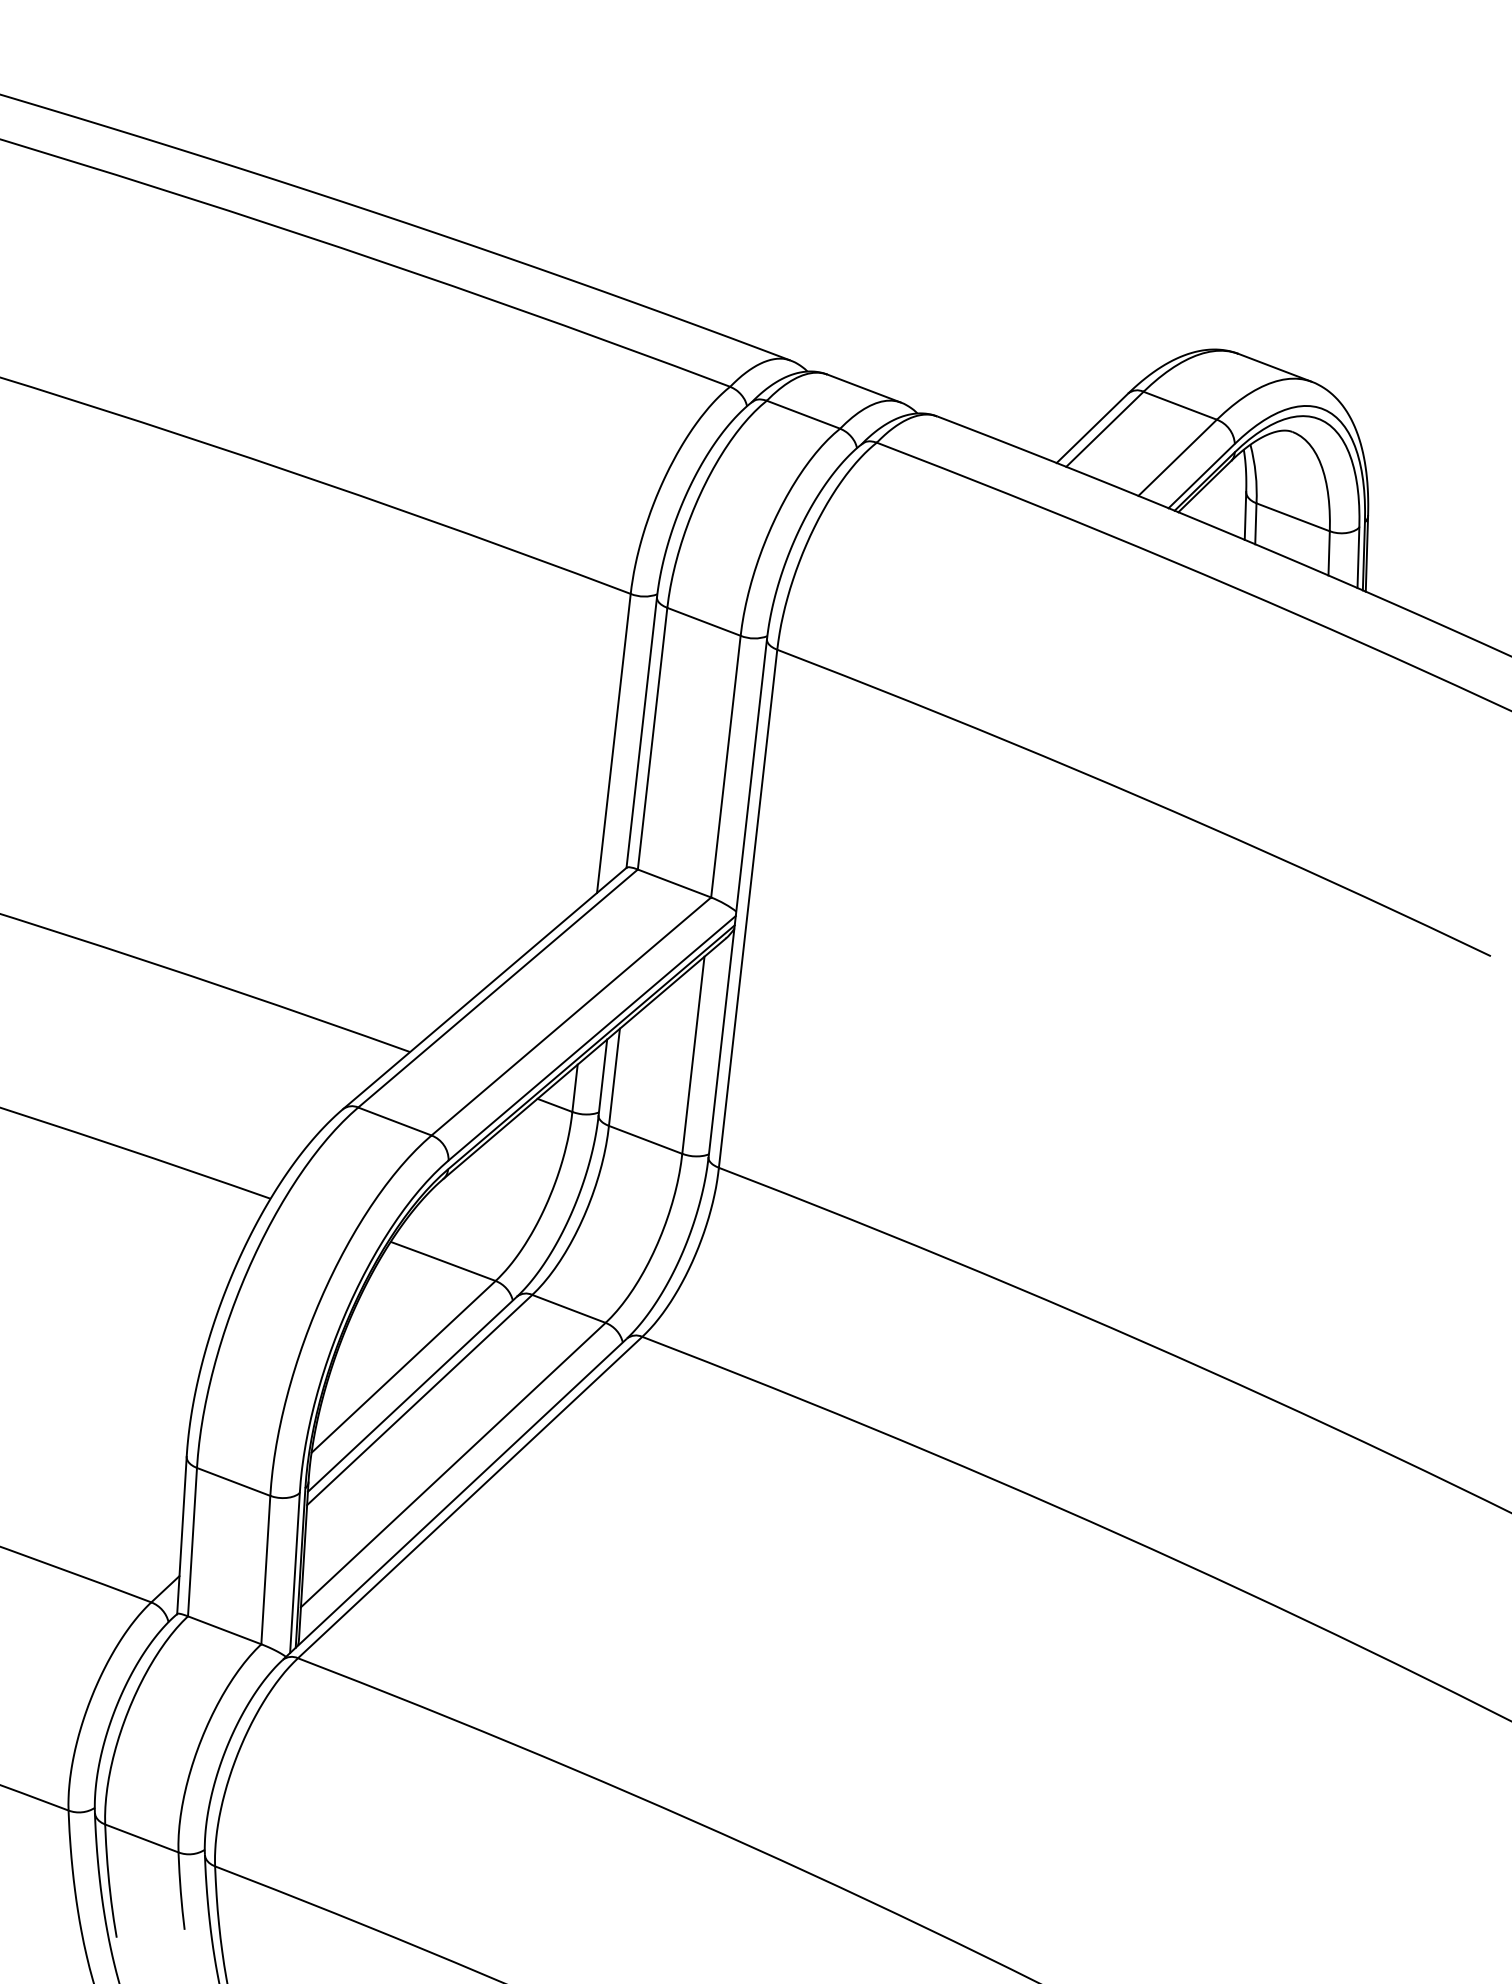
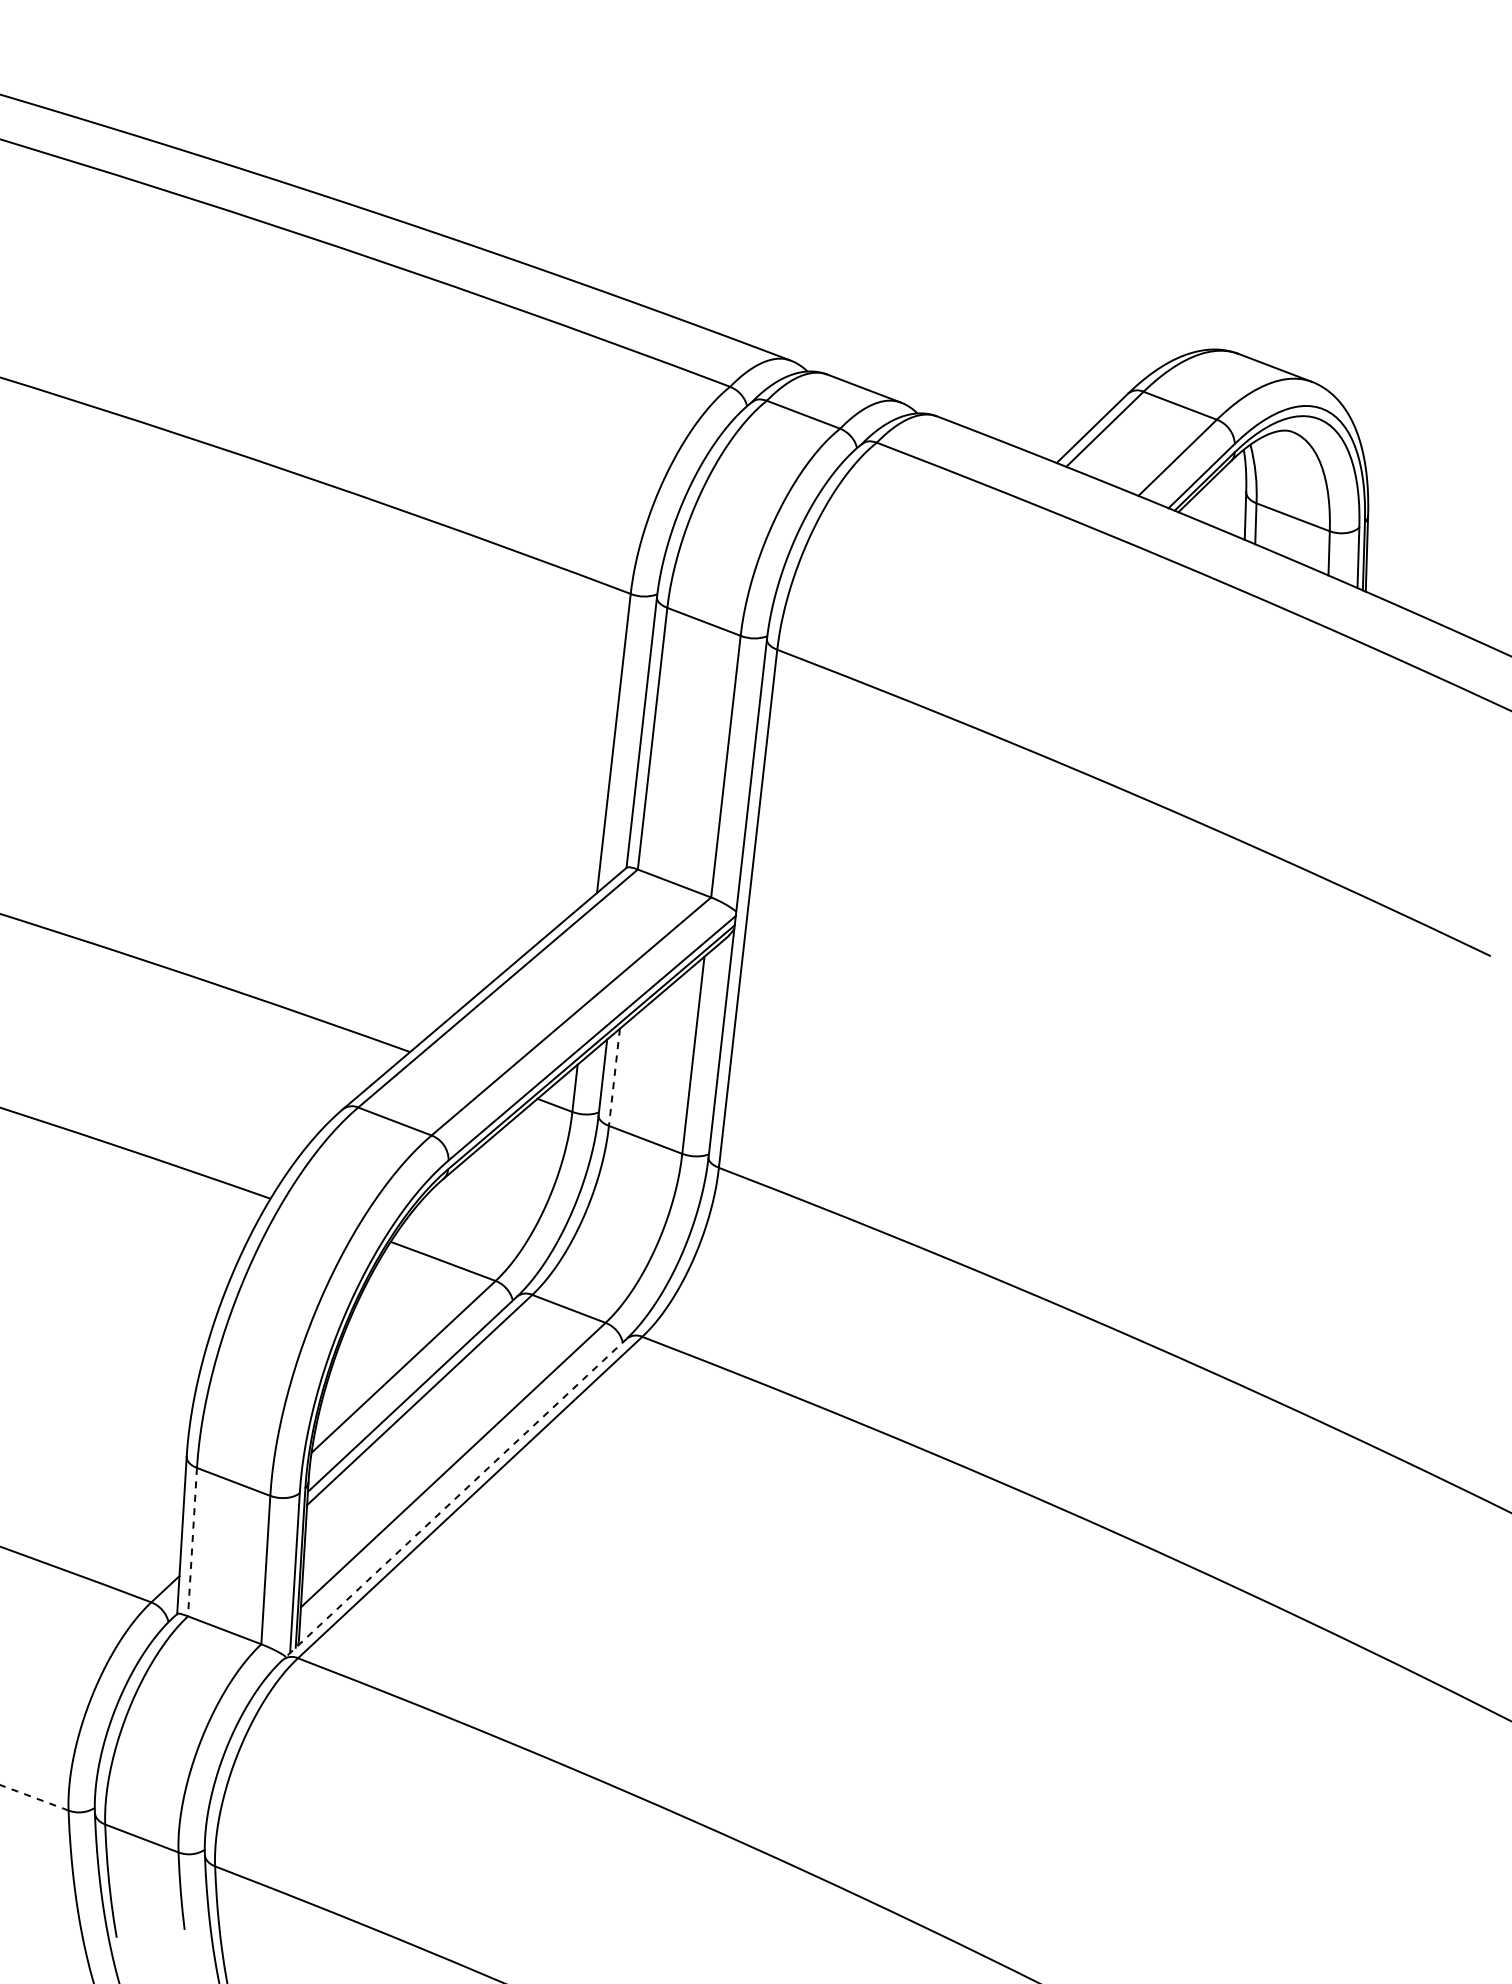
line: solid -> dashed (614, 1077)
line: solid -> dashed (453, 1500)
line: solid -> dashed (192, 1542)
arc: solid -> dashed (34, 1797)
